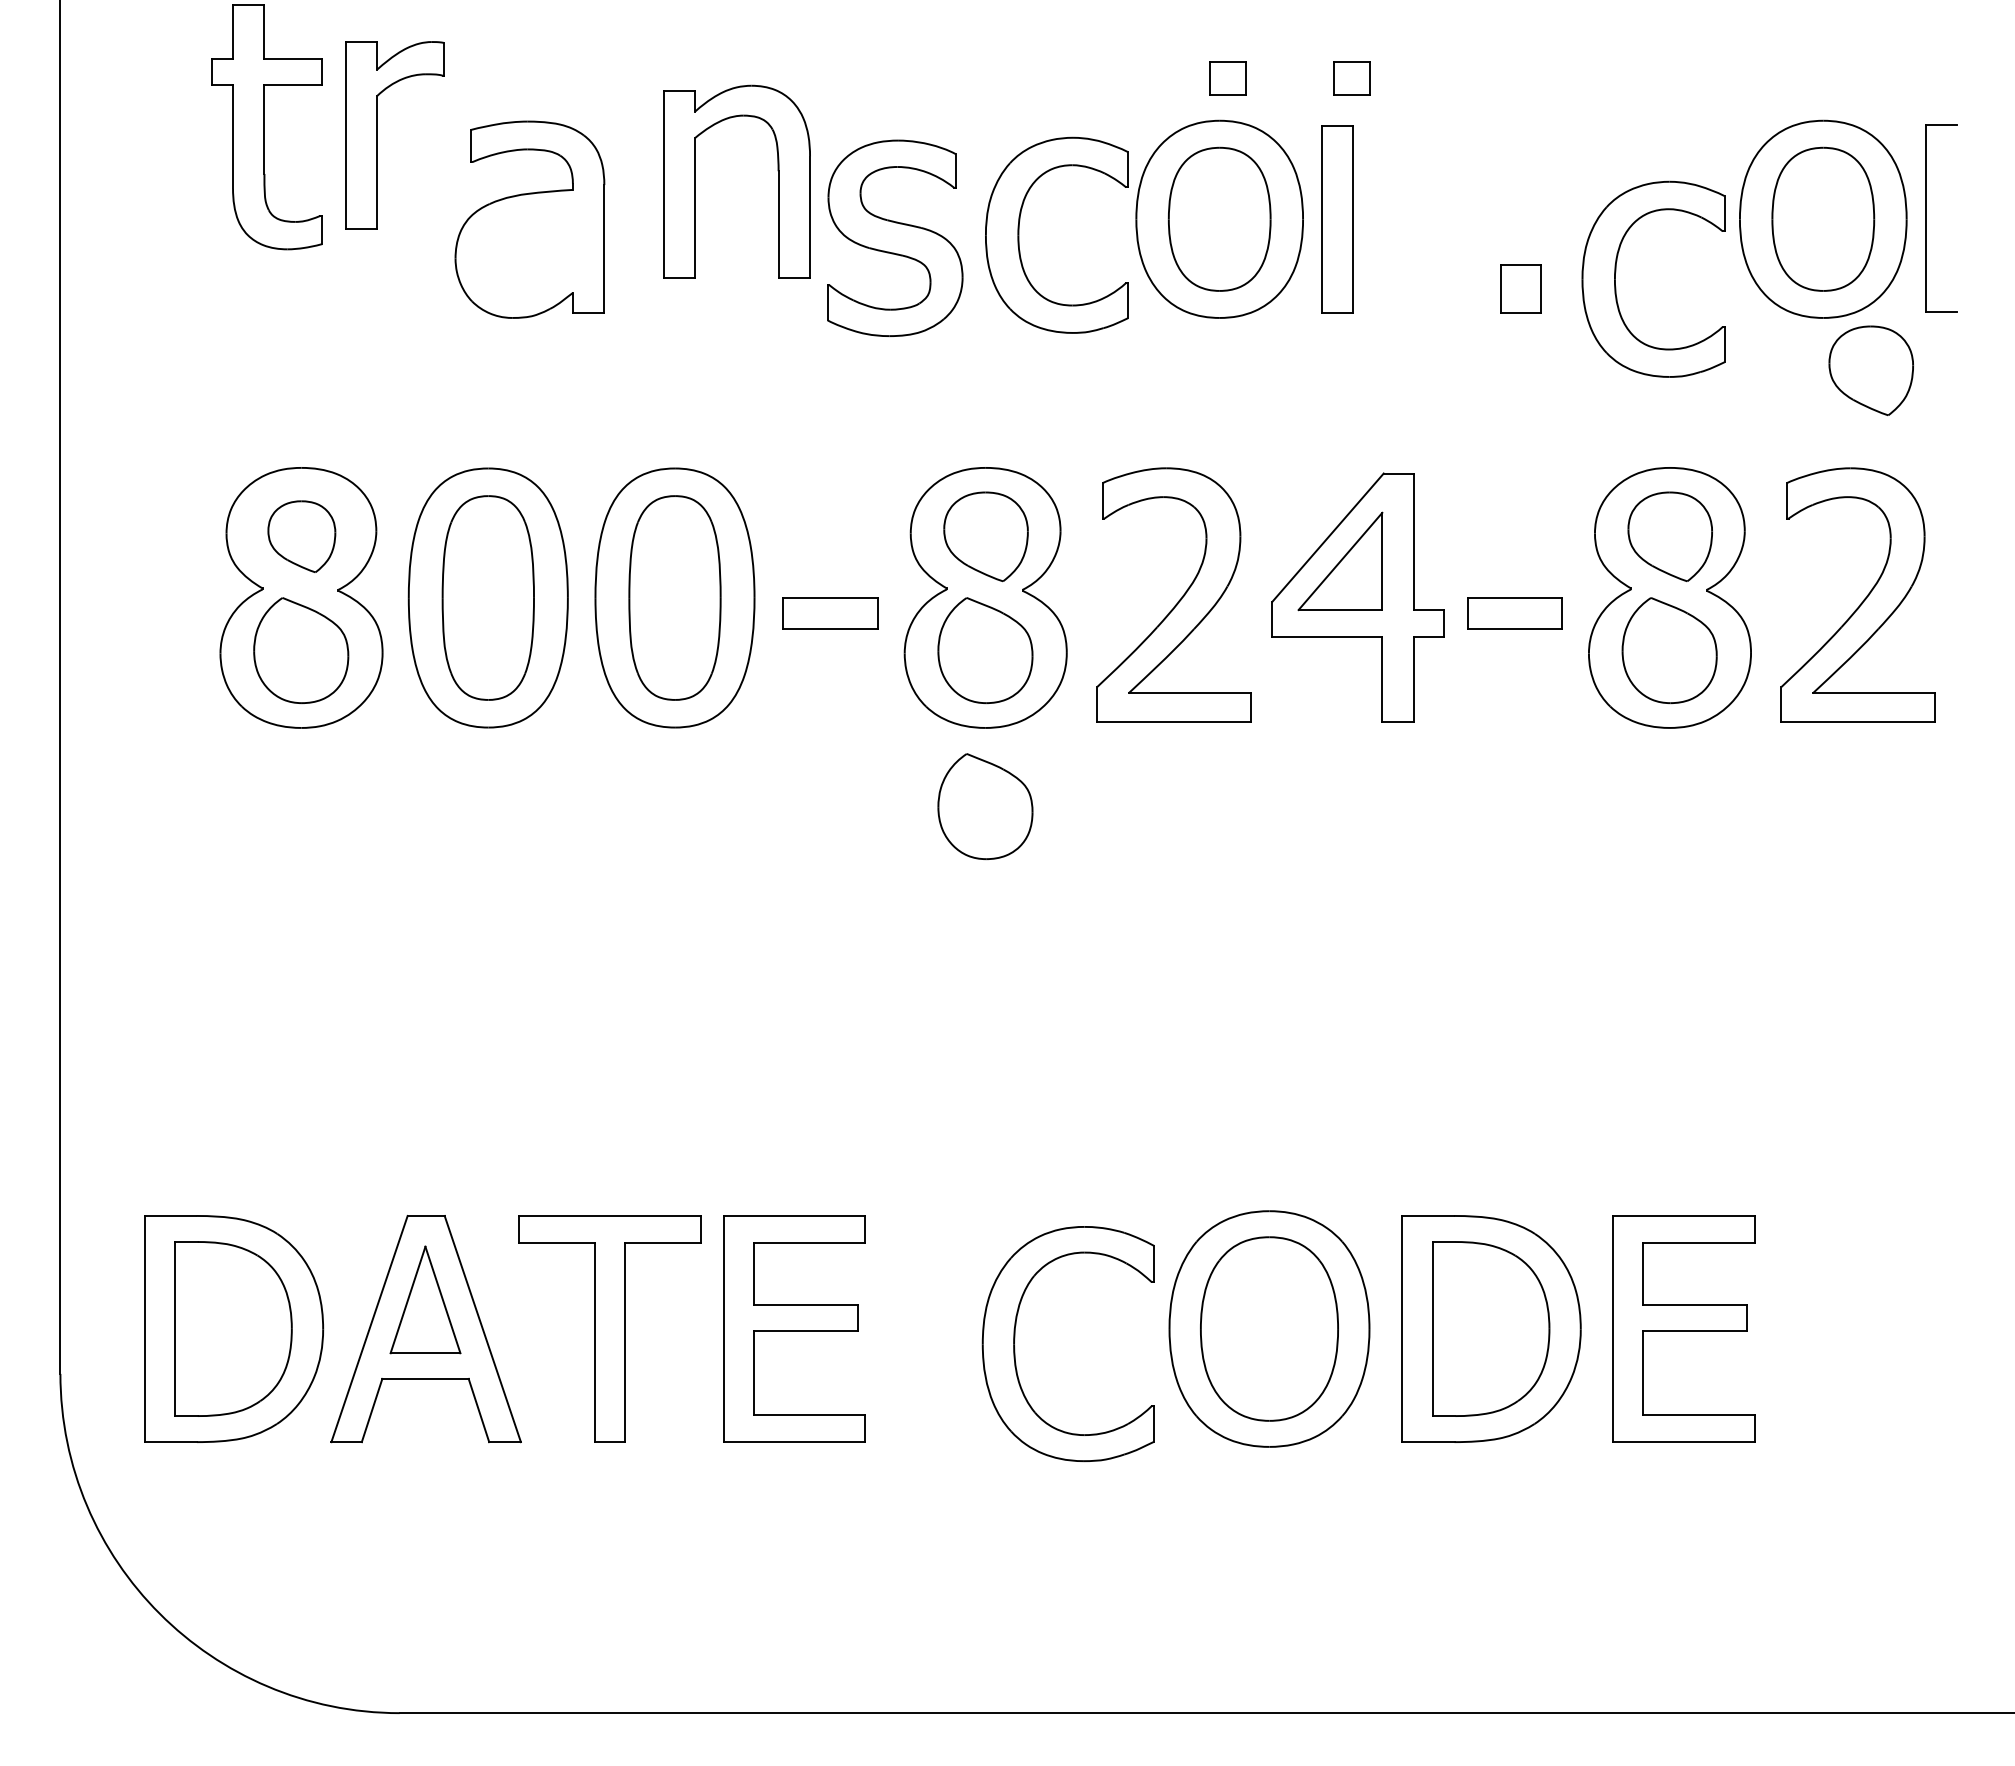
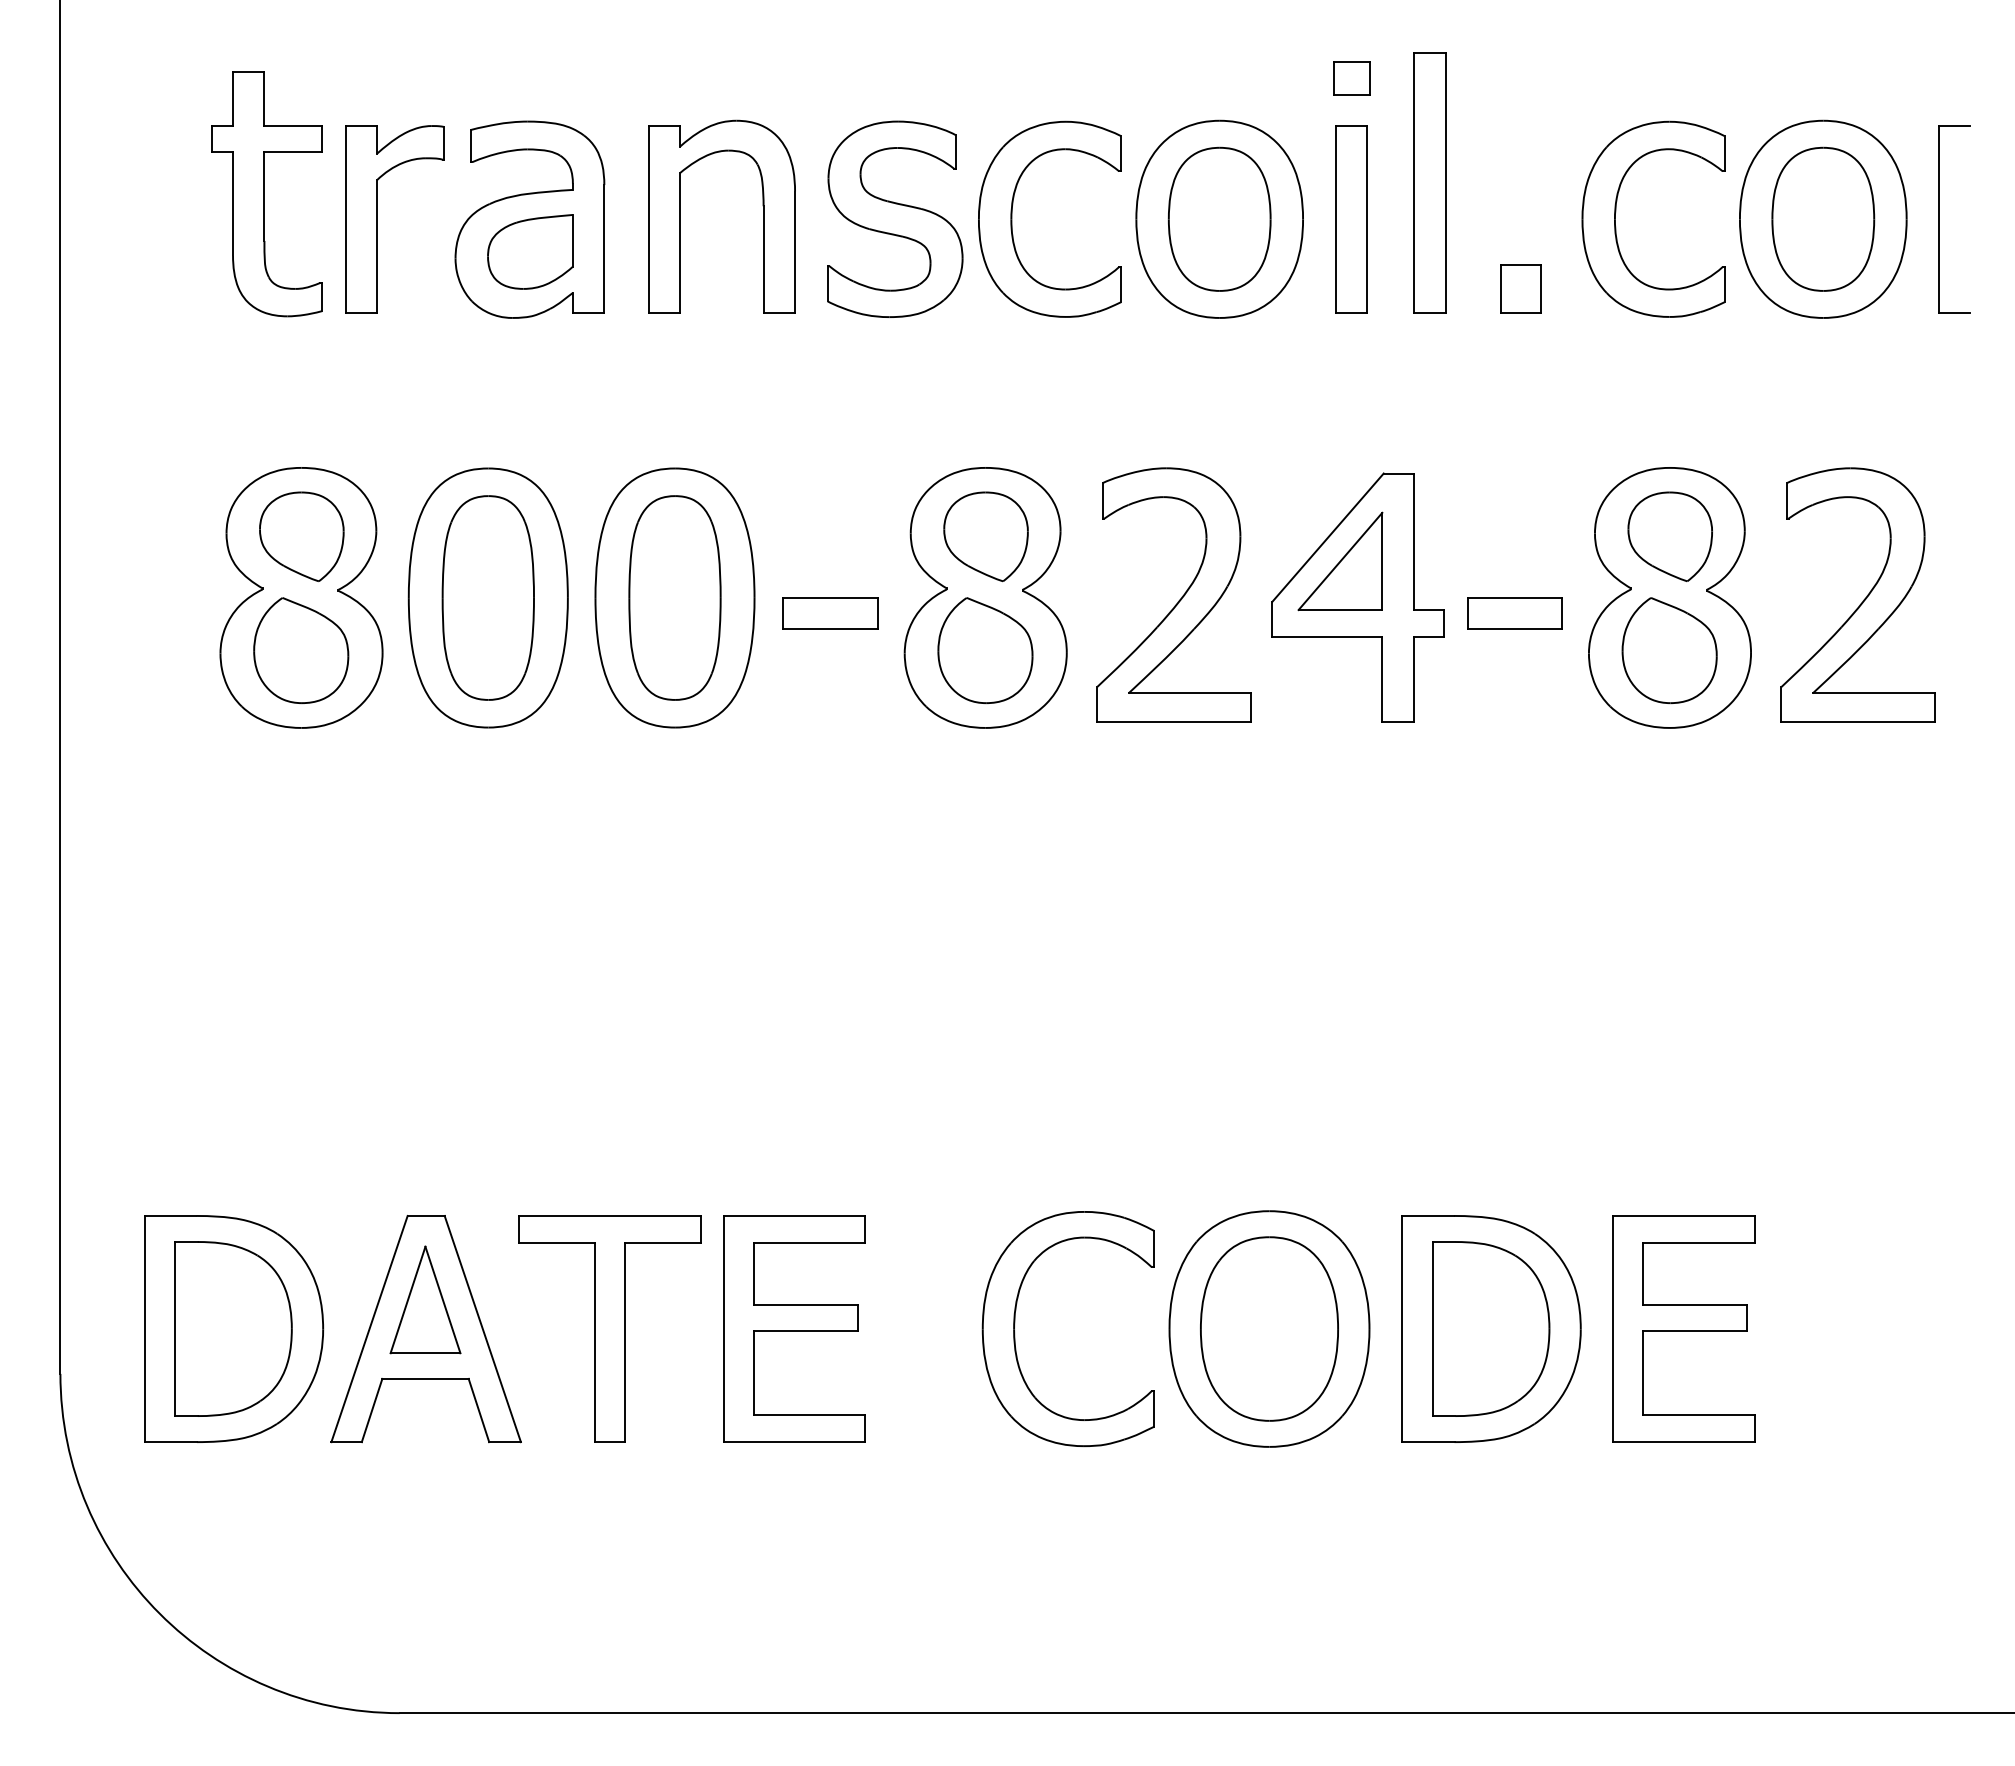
part: present -> none (1227, 78)
part position: (266, 127) -> (266, 194) (266, 194)
part position: (377, 135) -> (377, 219) (377, 219)
part position: (695, 181) -> (680, 216) (680, 216)
part: none -> present (1429, 182)
part position: (1926, 218) -> (1939, 219) (1939, 219)
part position: (1337, 219) -> (1351, 219) (1351, 219)
part position: (1019, 234) -> (1012, 218) (1012, 218)
part position: (895, 237) -> (895, 218) (895, 218)
part: none -> present (530, 251)
part position: (1616, 272) -> (1616, 212) (1616, 212)
part: present -> none (1870, 370)
part size: 70x73 px -> 86x91 px (301, 536)
part: present -> none (985, 806)
part position: (1015, 1348) -> (1015, 1333) (1015, 1333)
